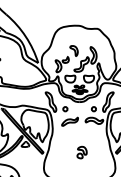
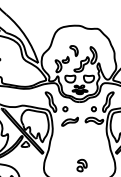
part position: (81, 152) -> (81, 165) (81, 165)
